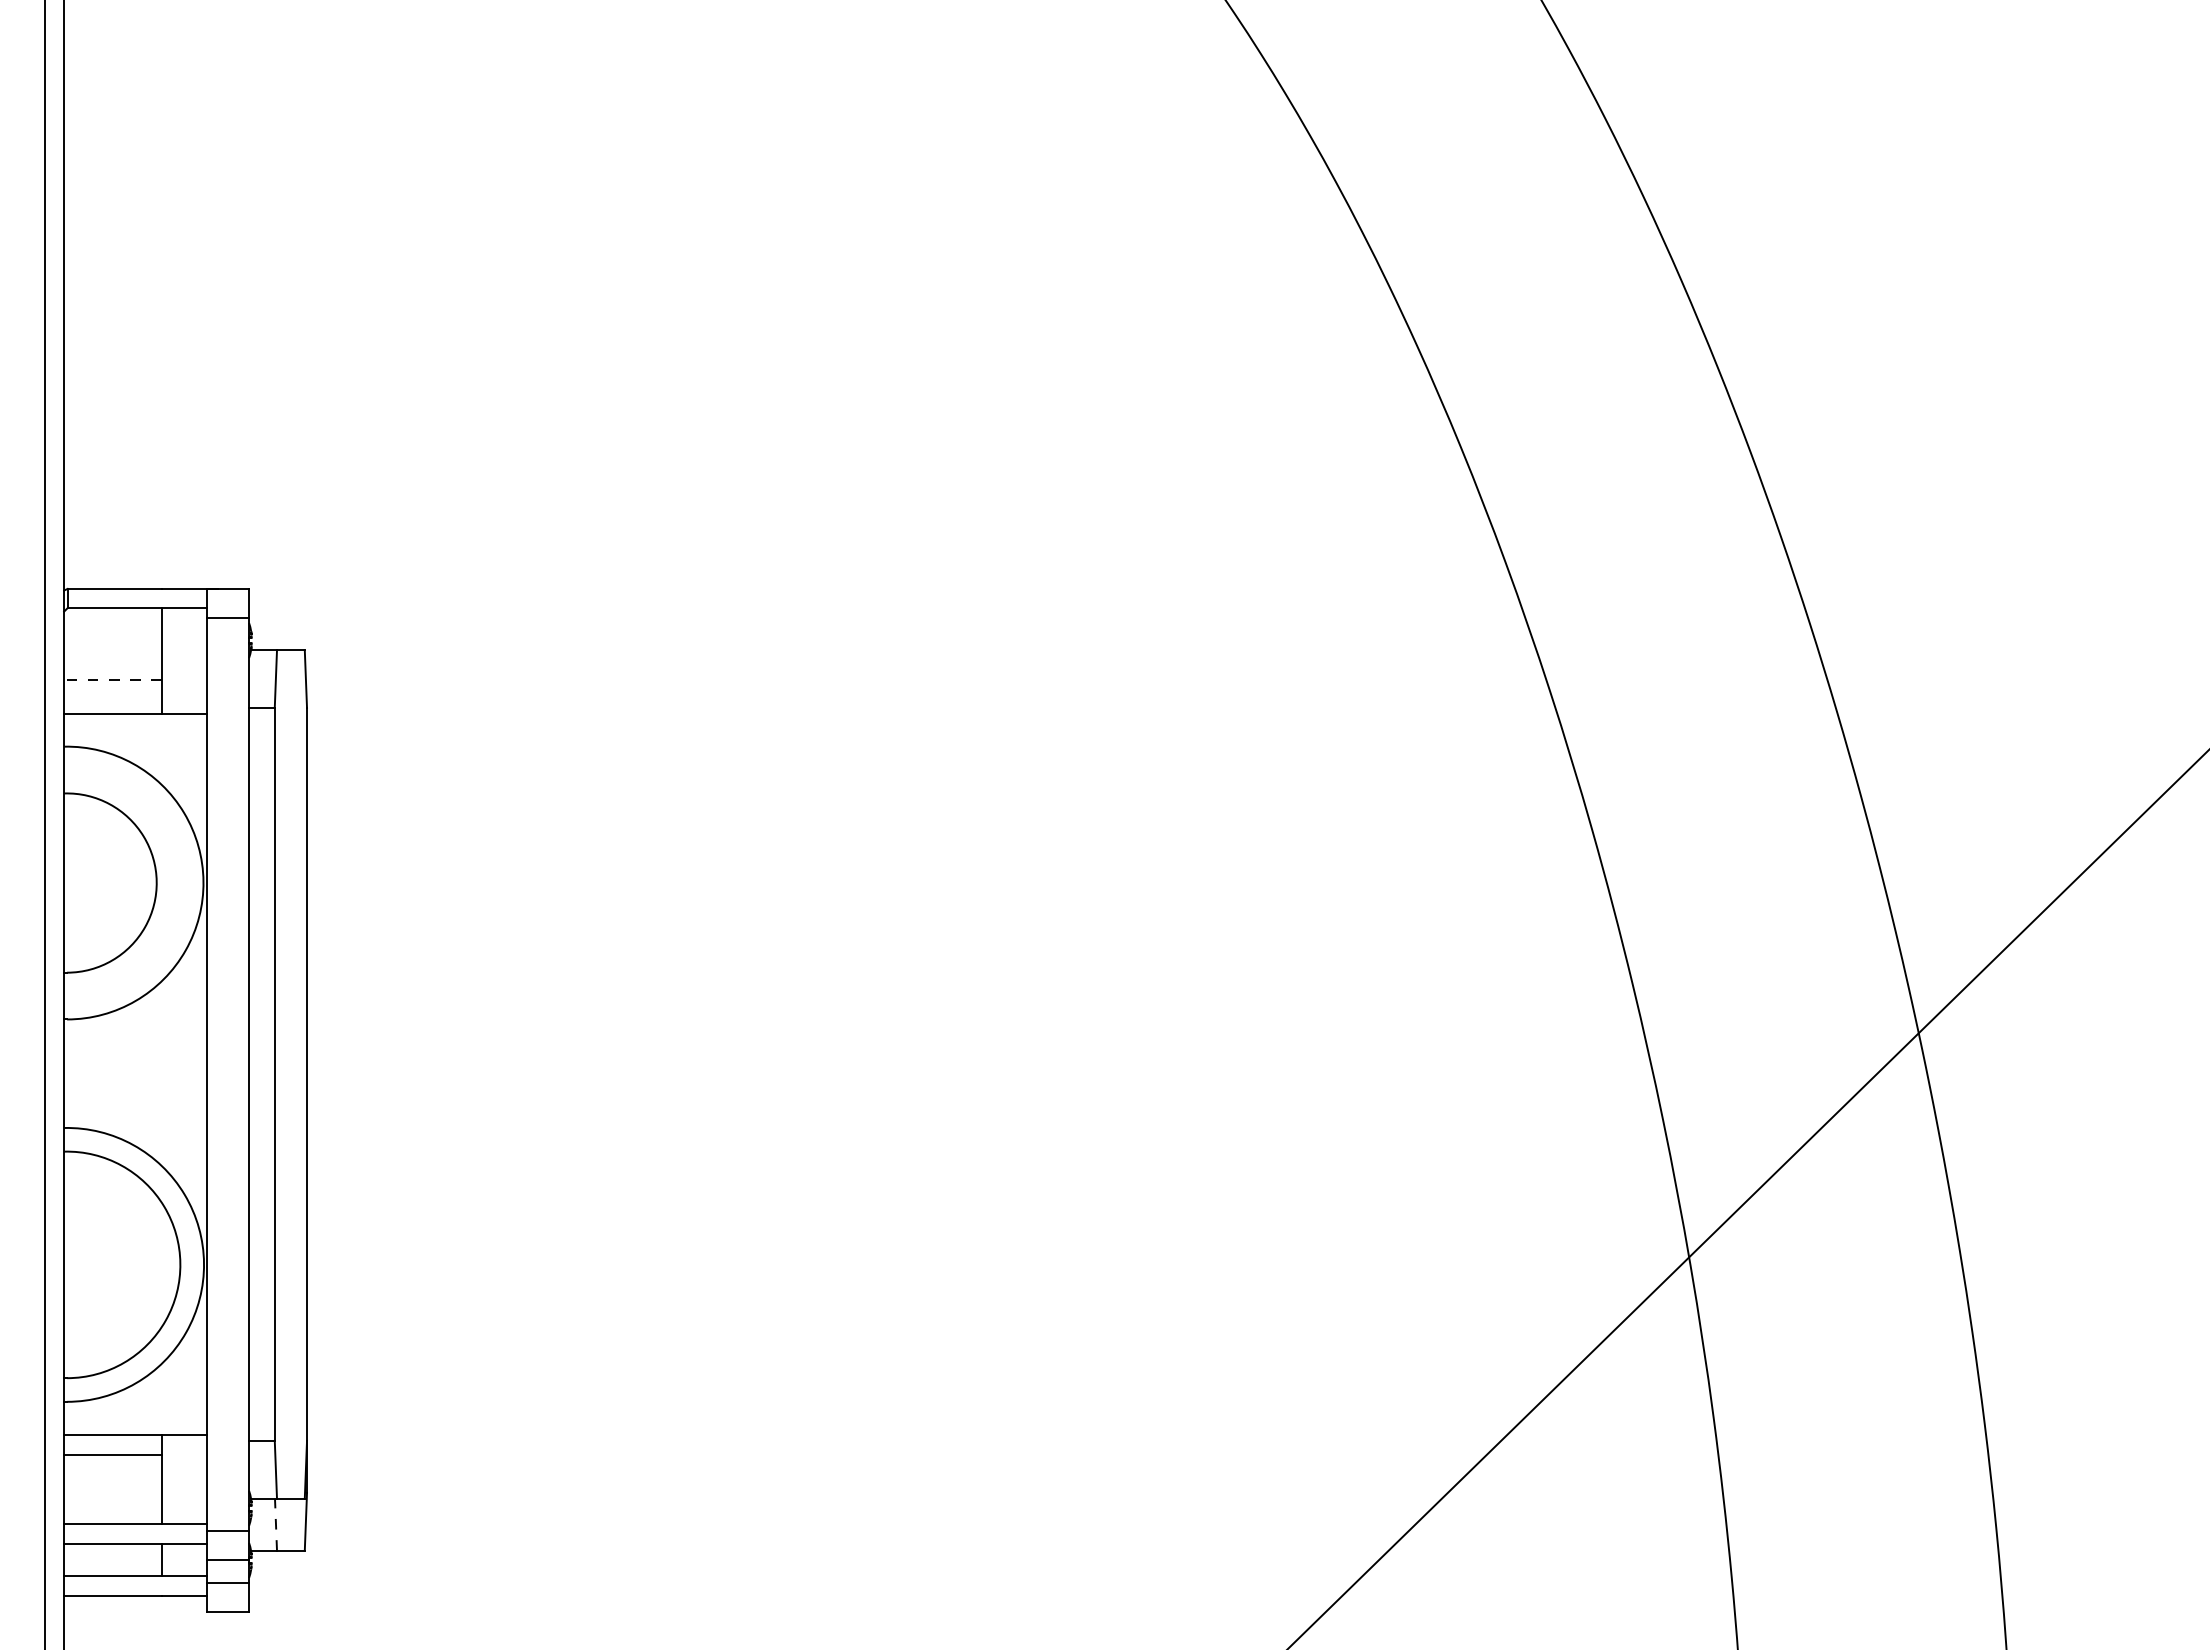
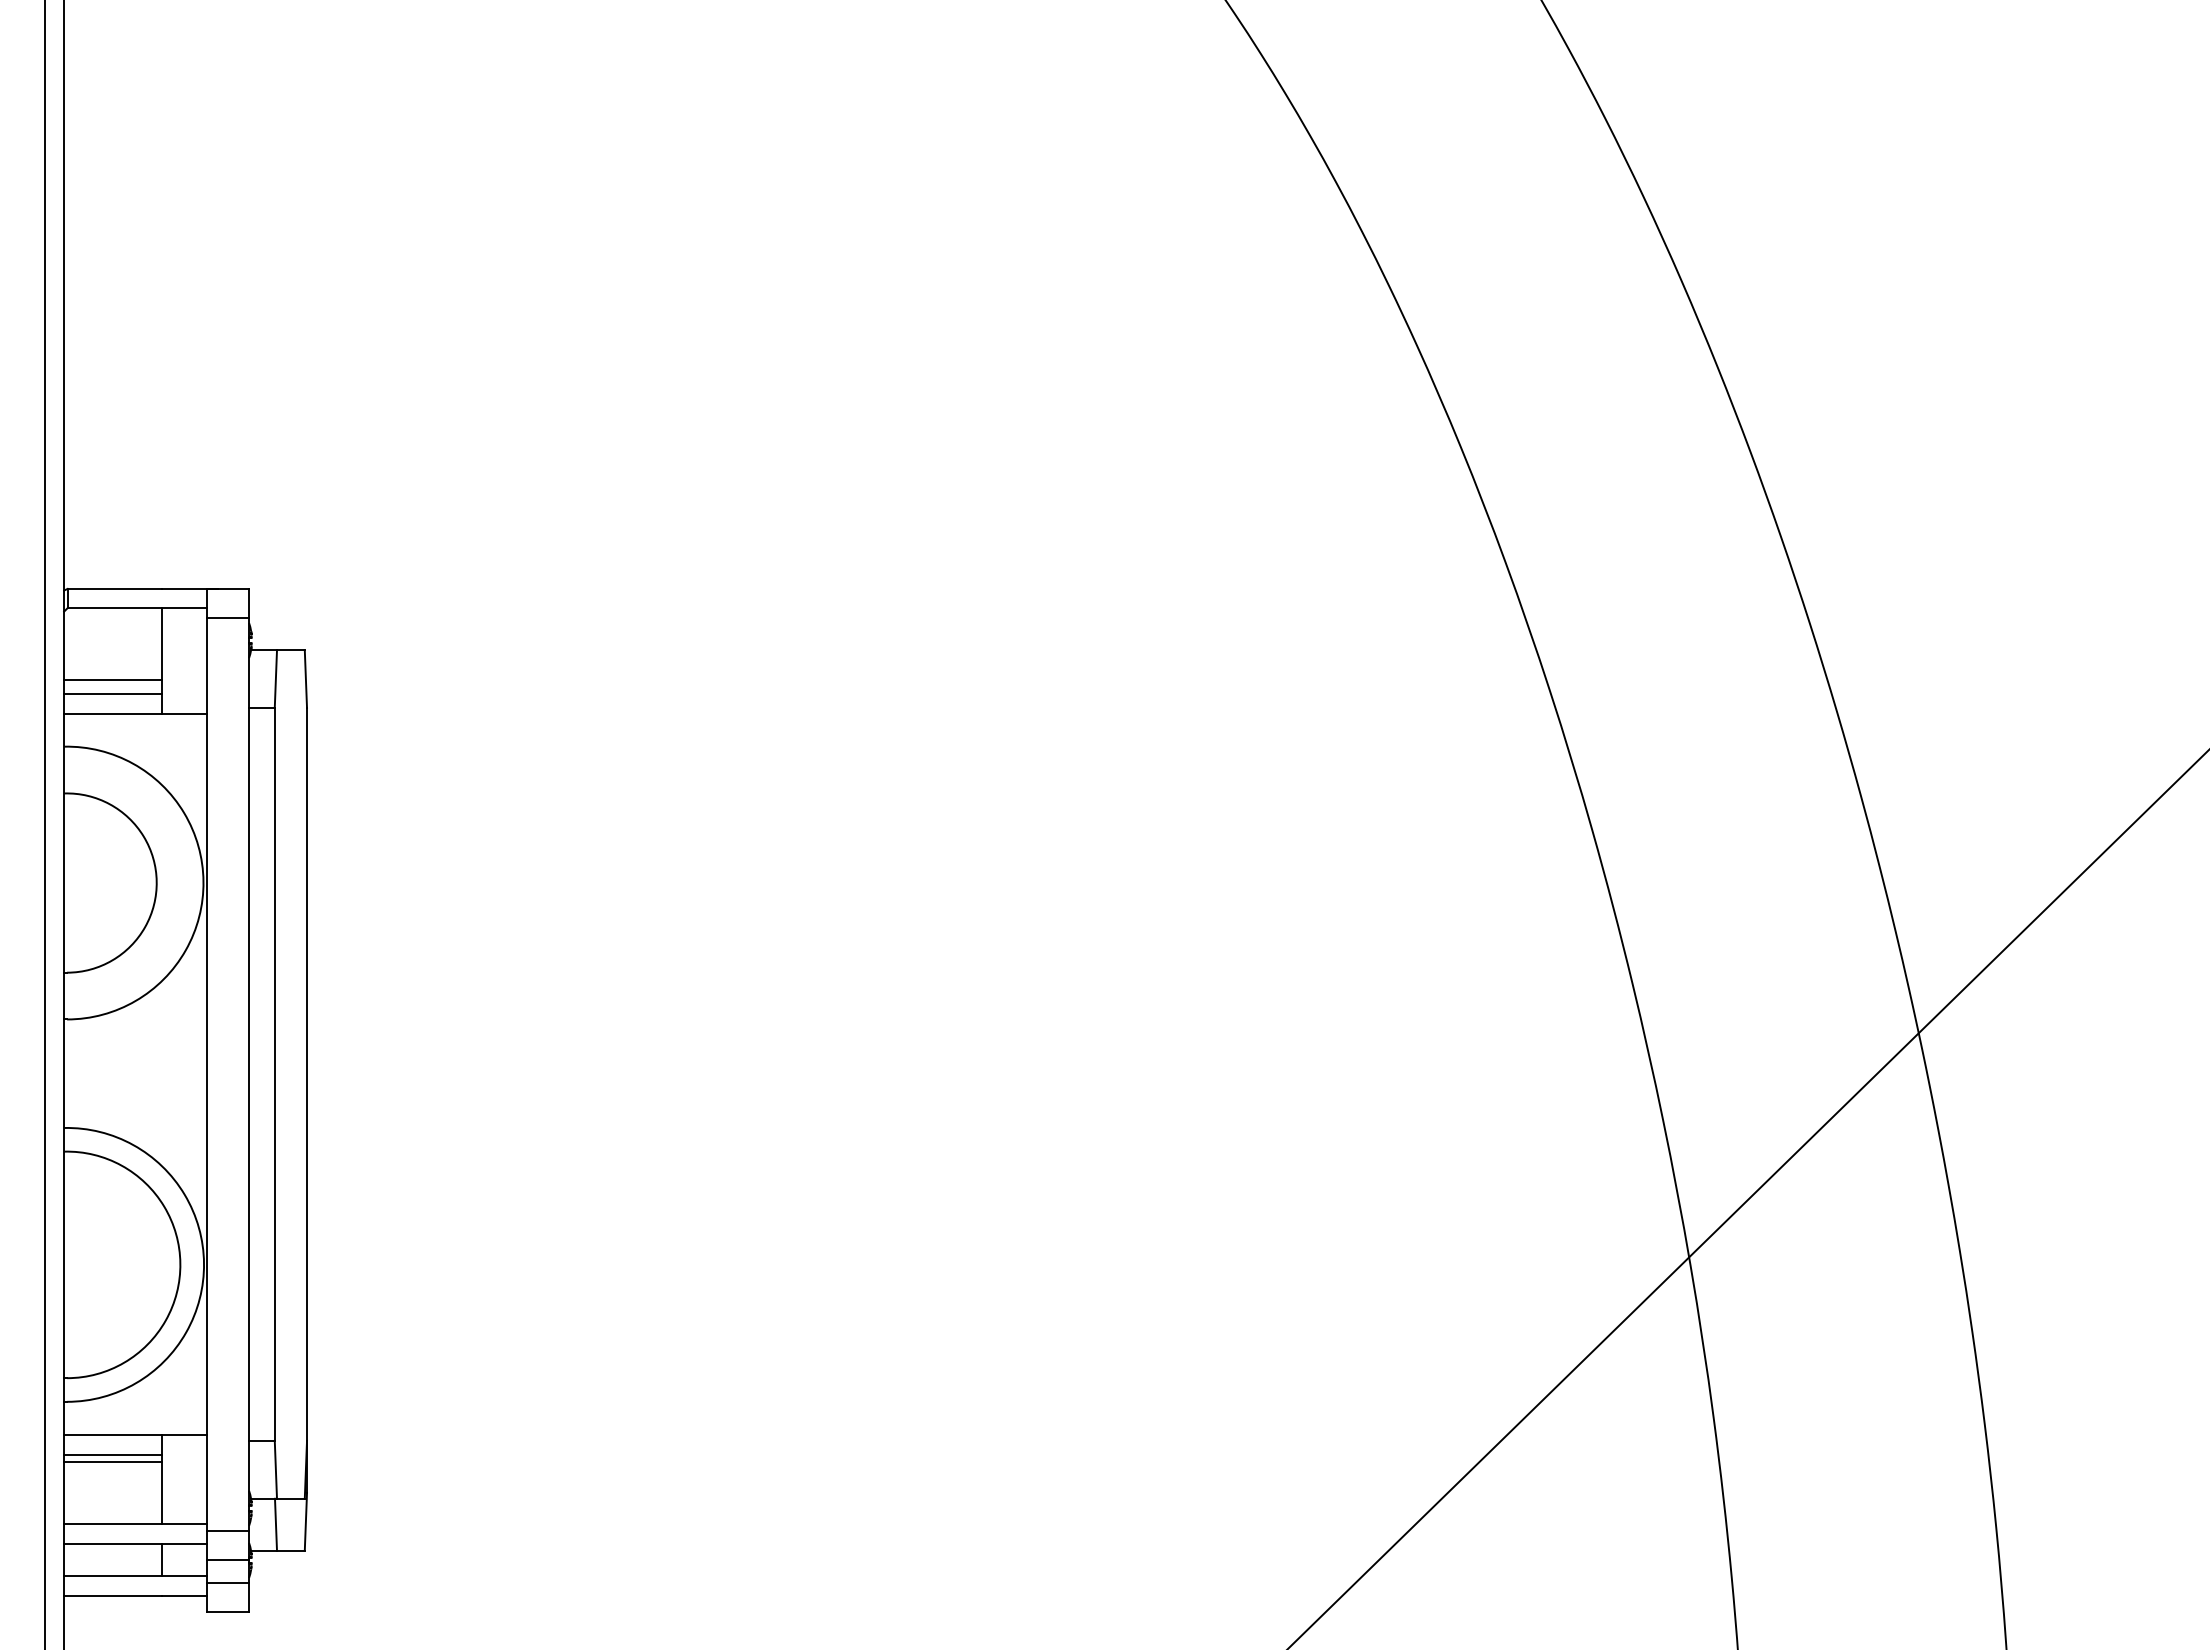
line: dashed -> solid (113, 680)
line: none -> present (113, 693)
line: none -> present (113, 1461)
line: dashed -> solid (275, 1524)
